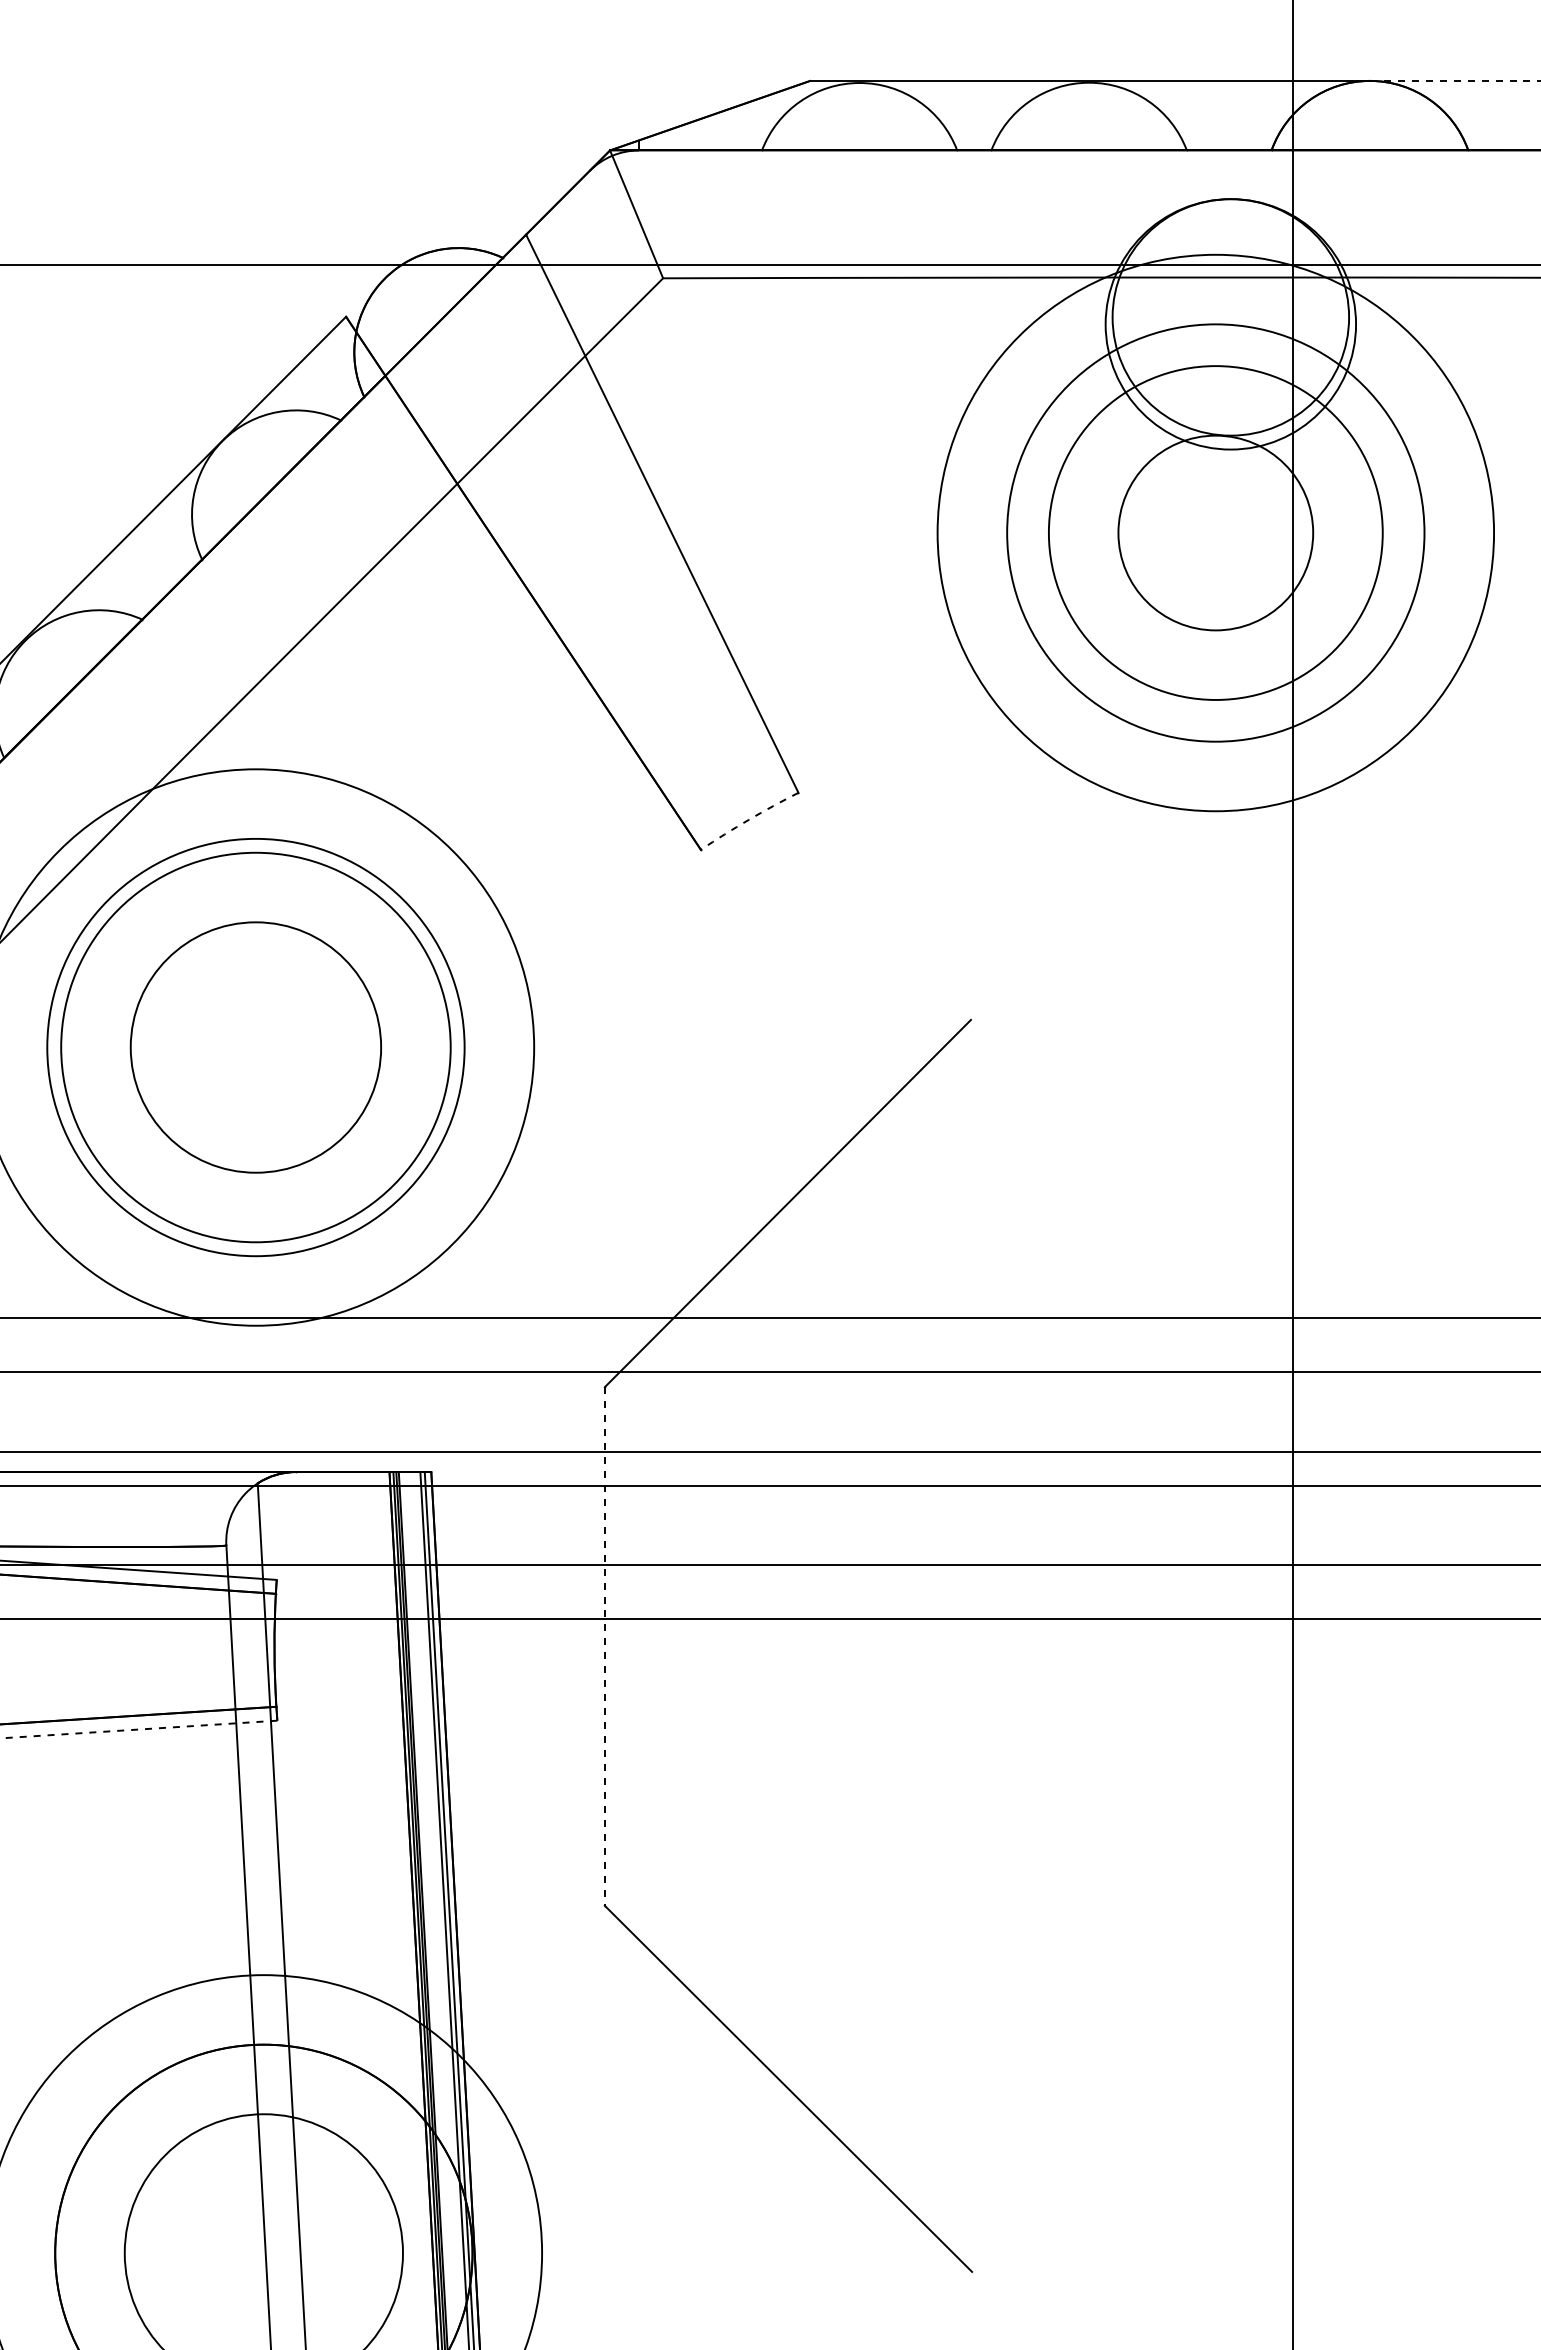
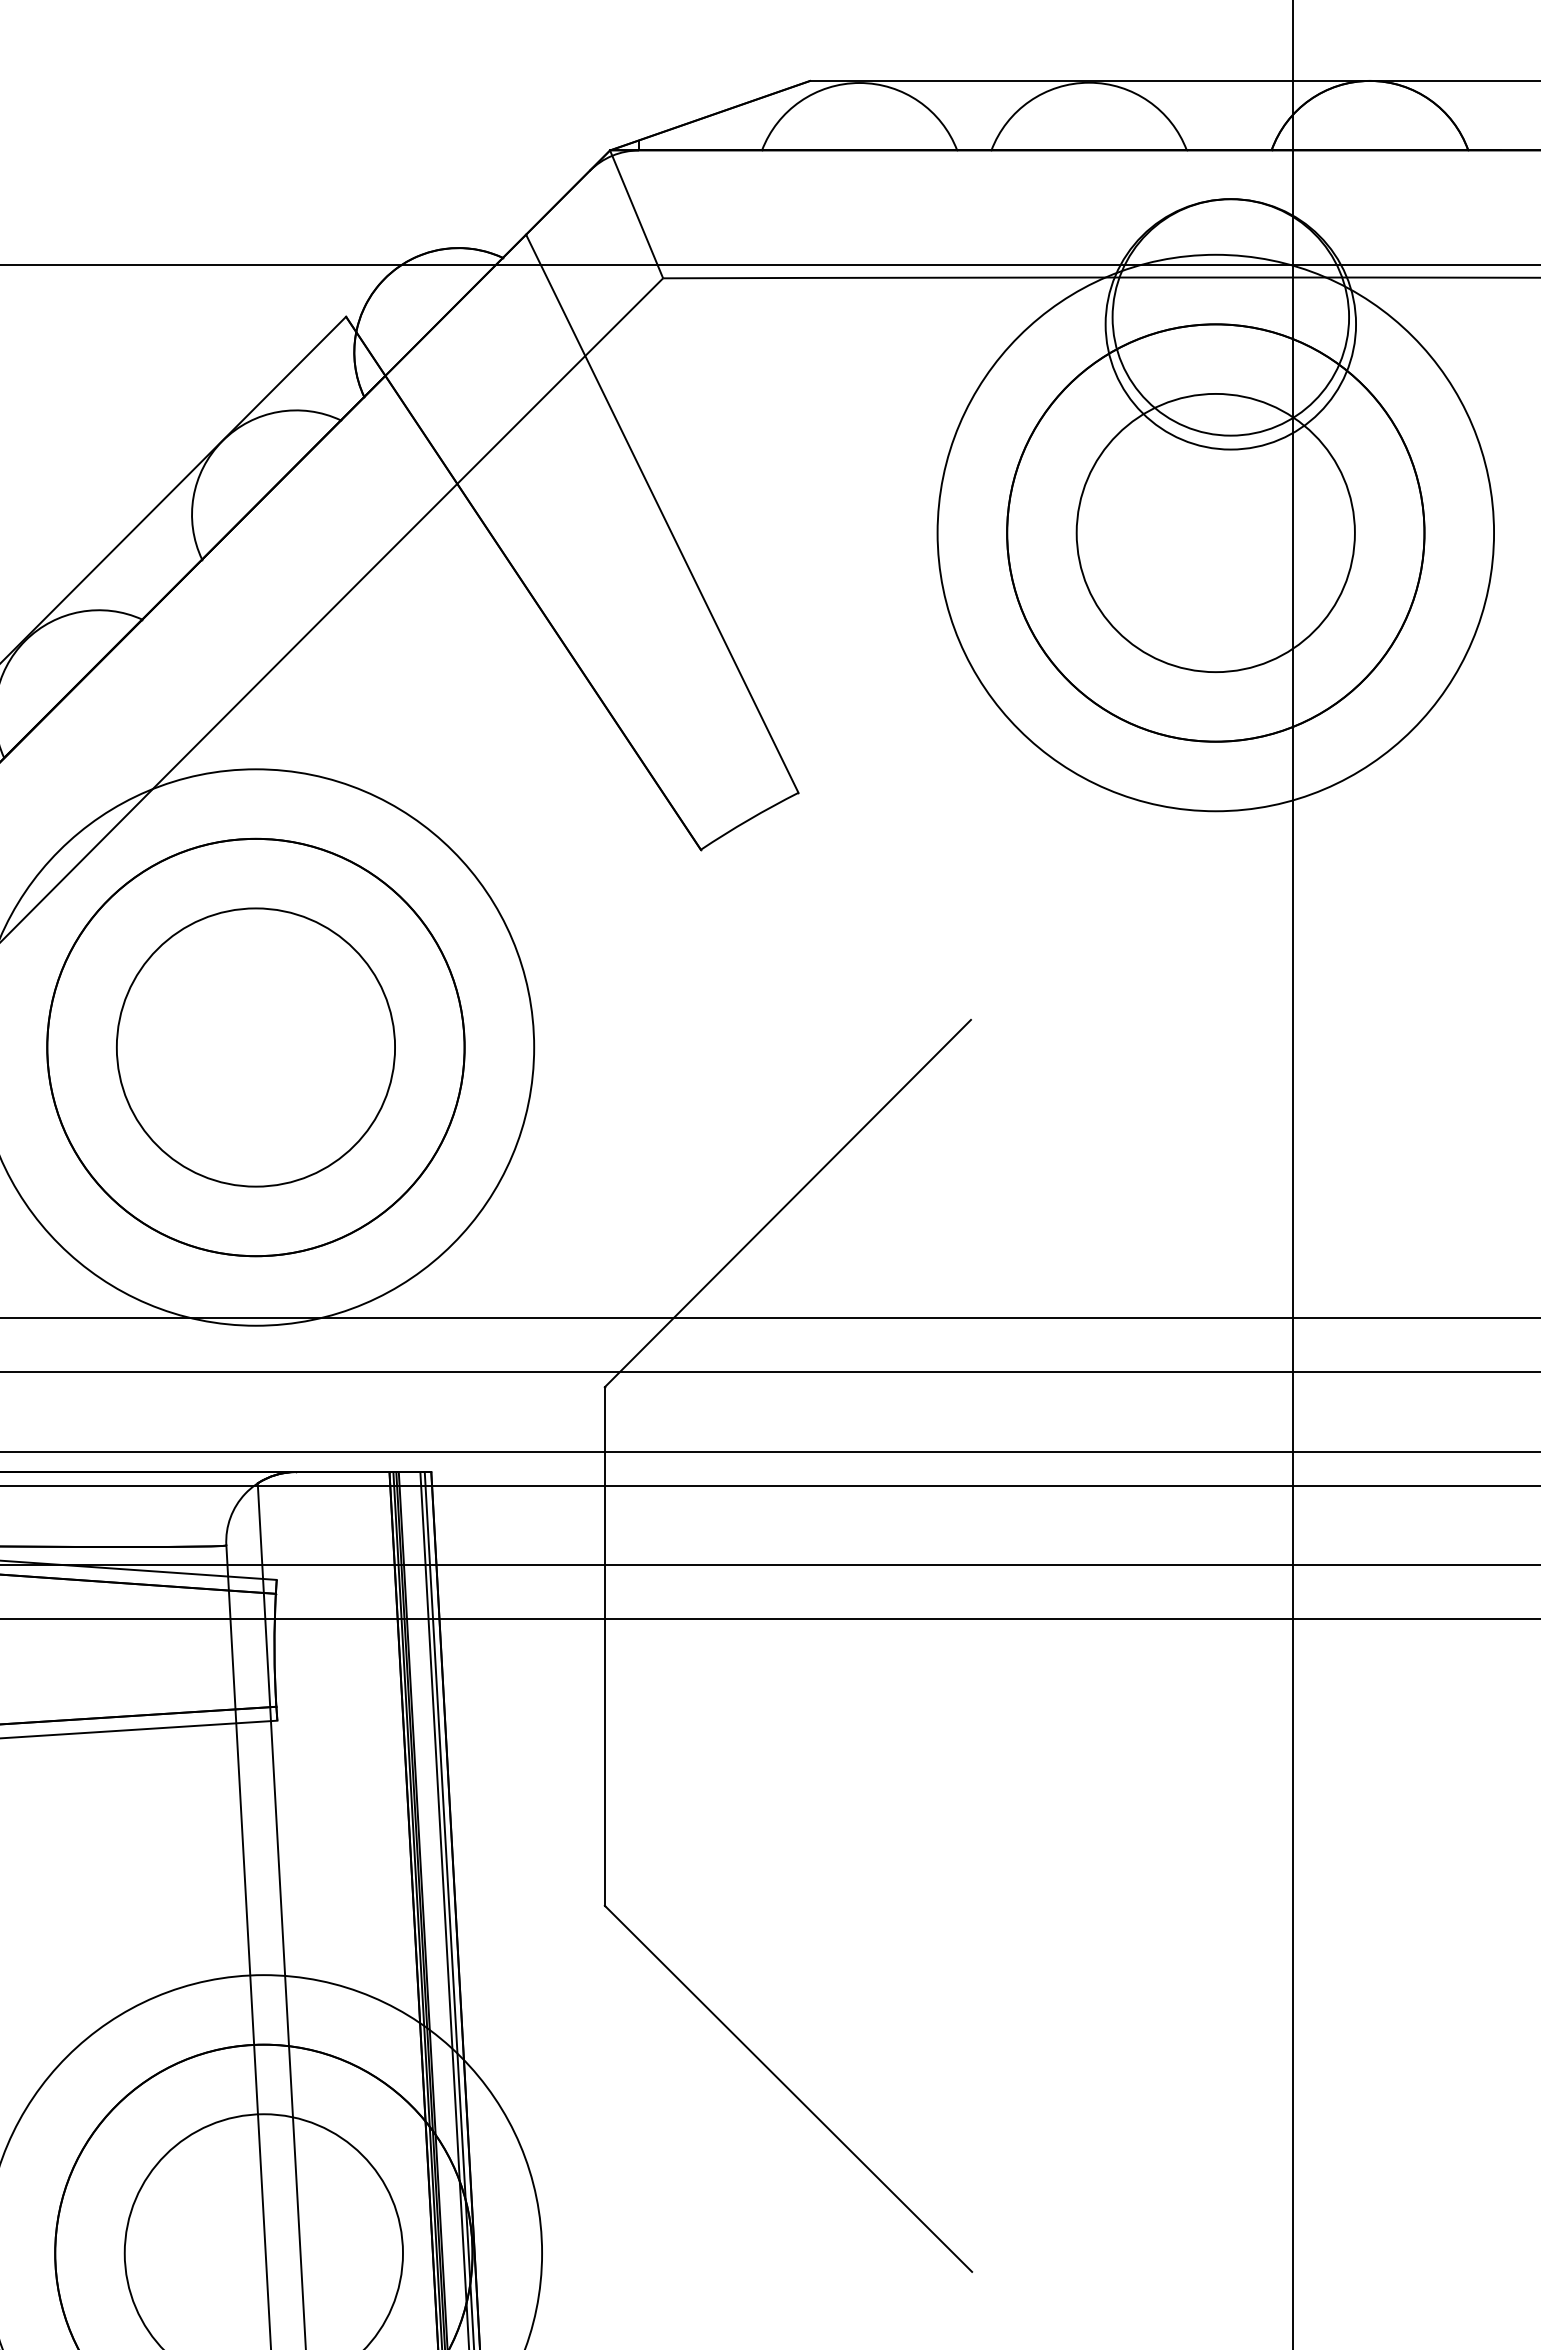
line: dashed -> solid (1455, 80)
circle diameter: 195 px -> 278 px (1215, 532)
circle diameter: 334 px -> 417 px (1215, 532)
arc: dashed -> solid (748, 819)
circle diameter: 250 px -> 417 px (255, 1047)
circle diameter: 390 px -> 278 px (255, 1047)
line: dashed -> solid (604, 1646)
line: dashed -> solid (138, 1729)
